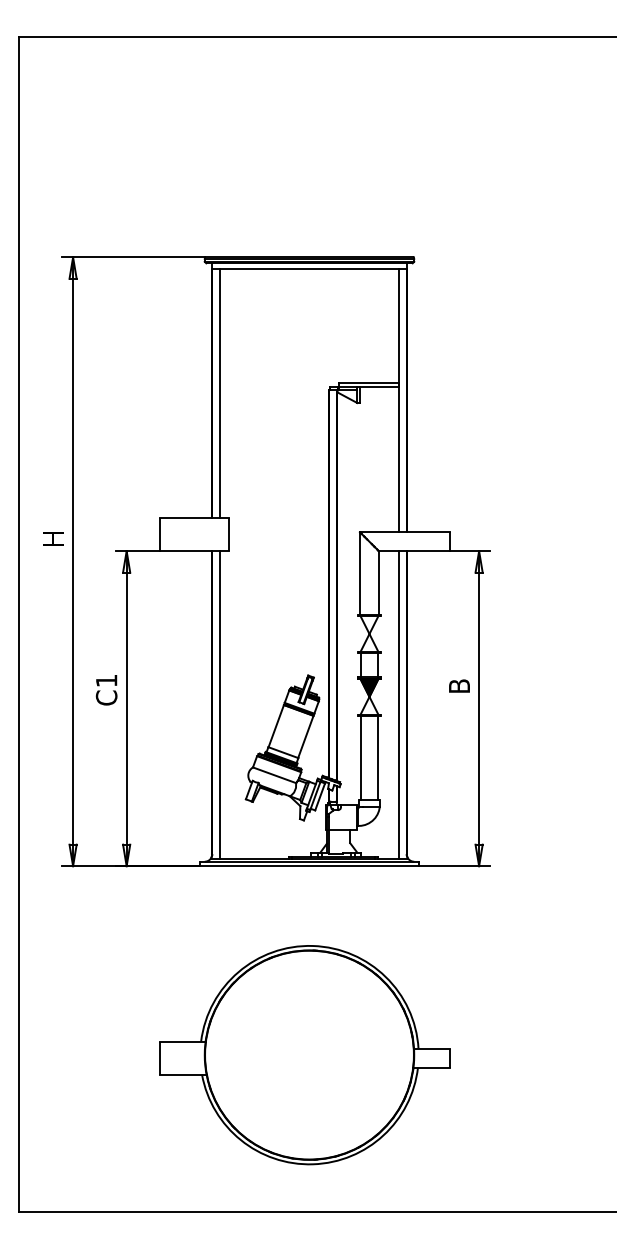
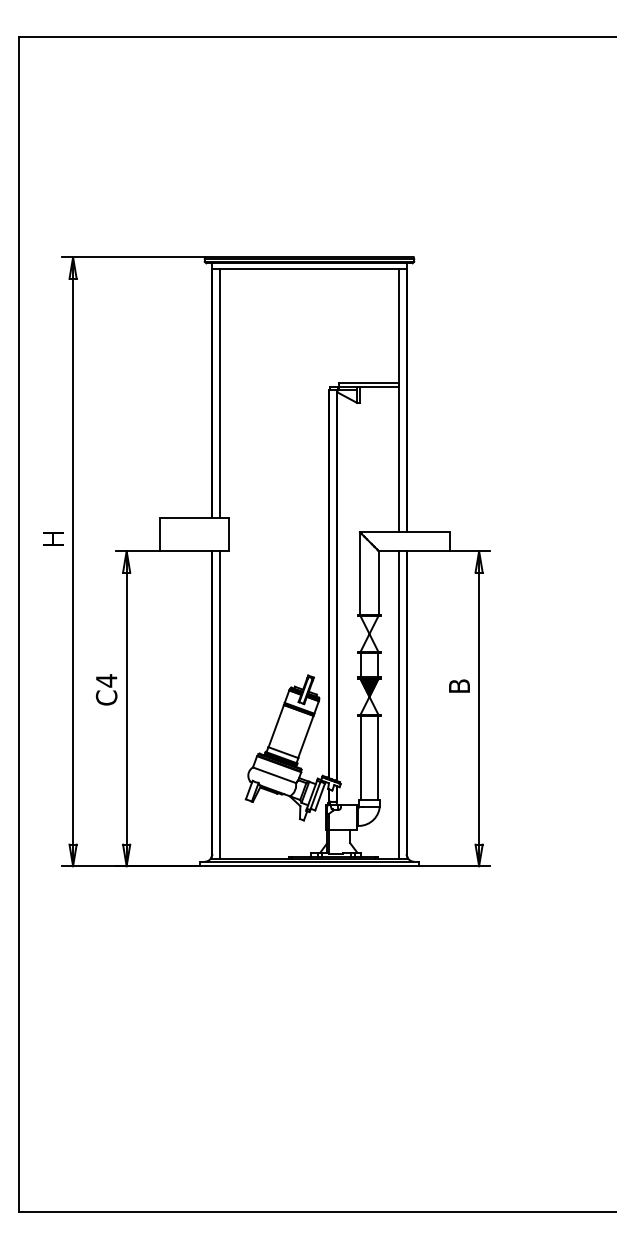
text: C1 -> C4 (106, 680)
part: present -> none (304, 1055)
